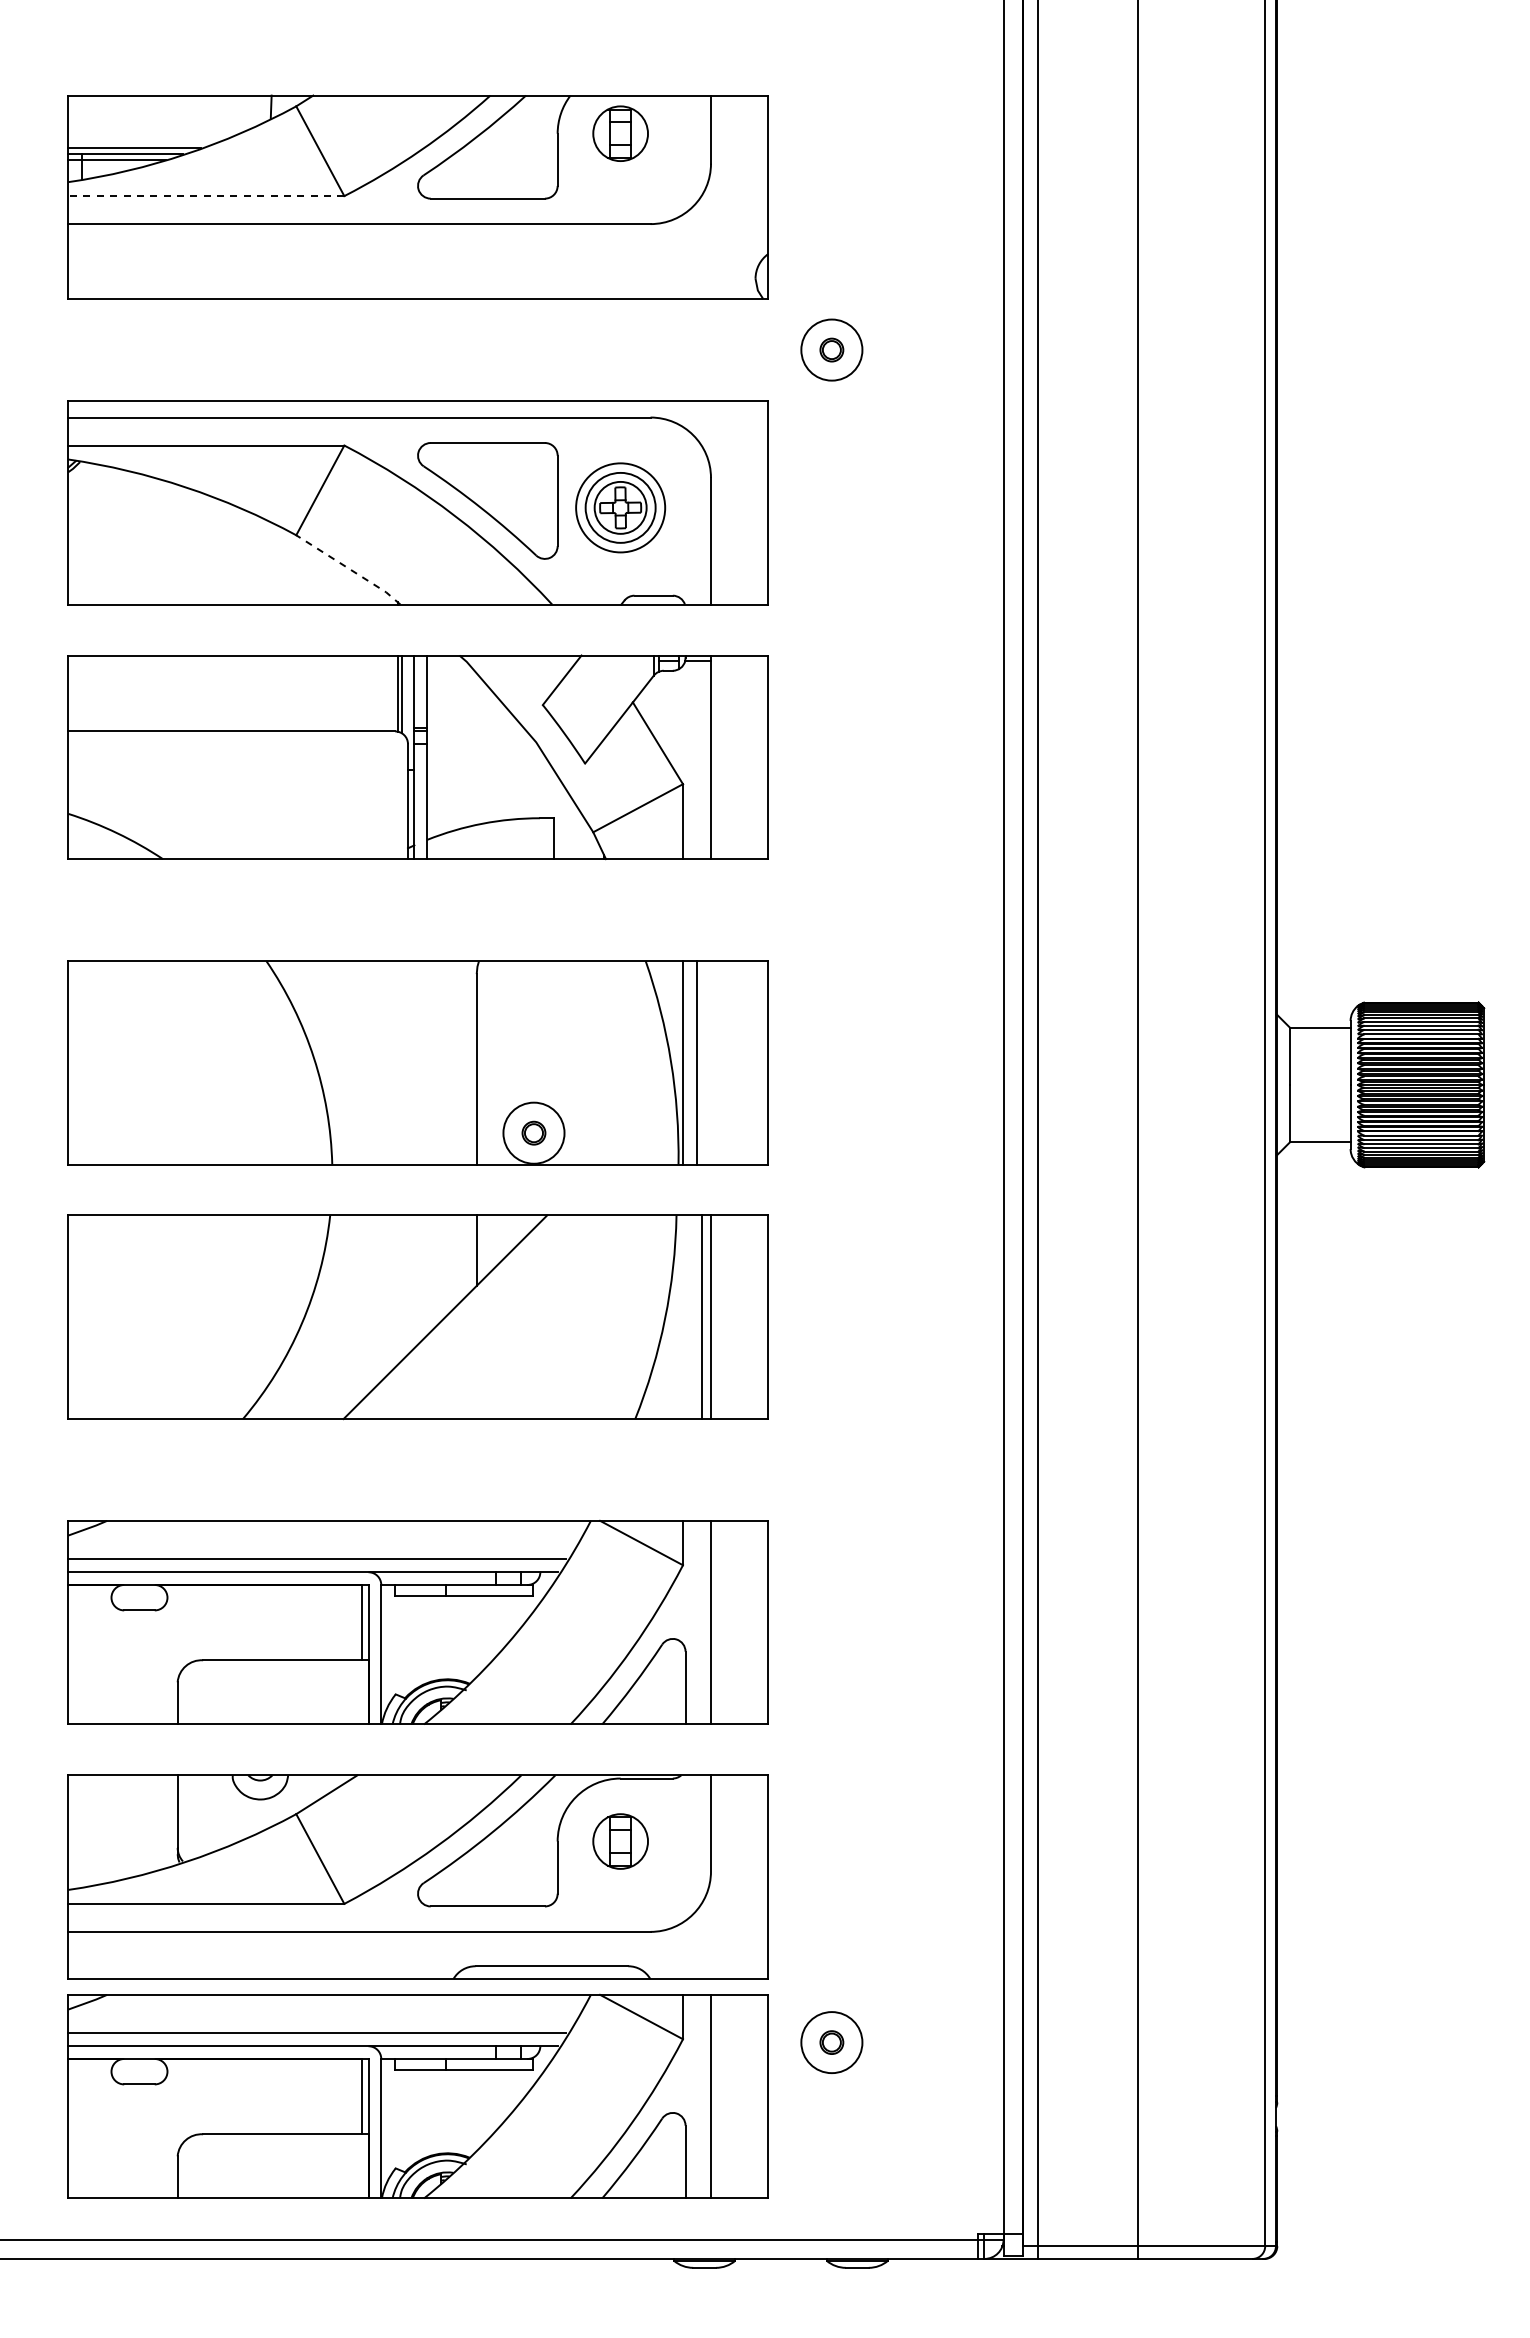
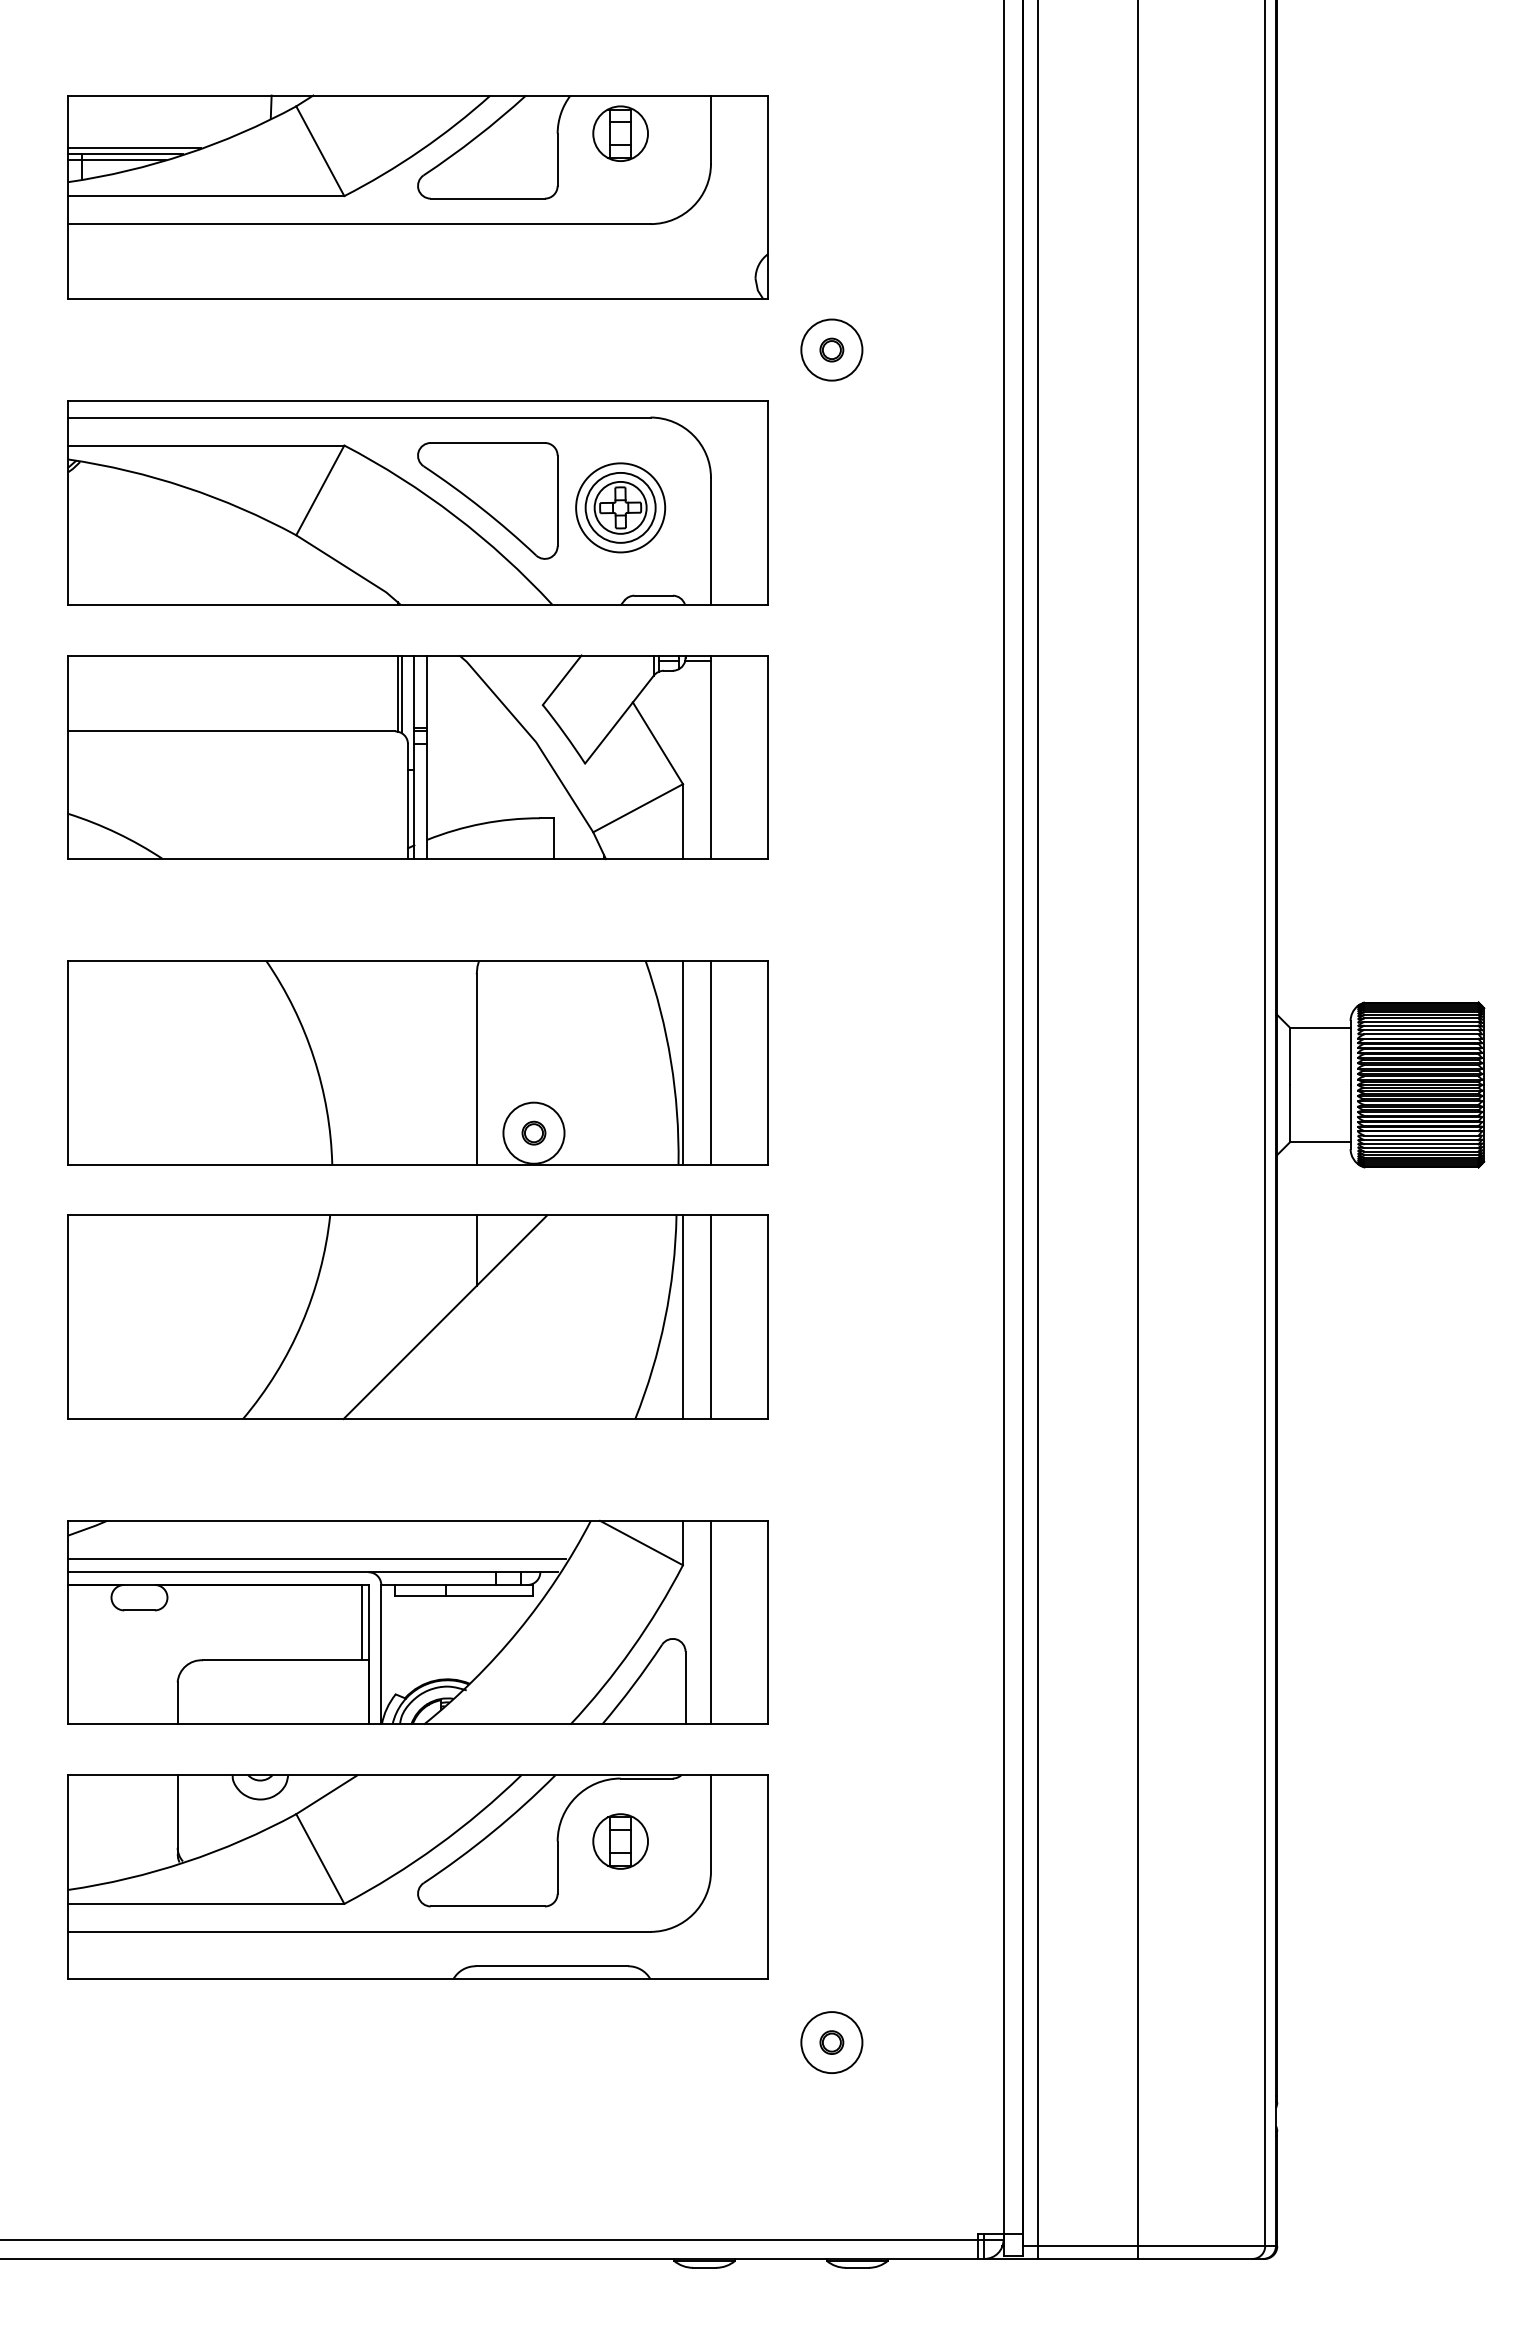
line: dashed -> solid (206, 196)
line: dashed -> solid (349, 568)
line position: (697, 1062) -> (711, 1062) (711, 1062)
line position: (702, 1317) -> (683, 1317) (683, 1317)
part: present -> none (417, 2095)
